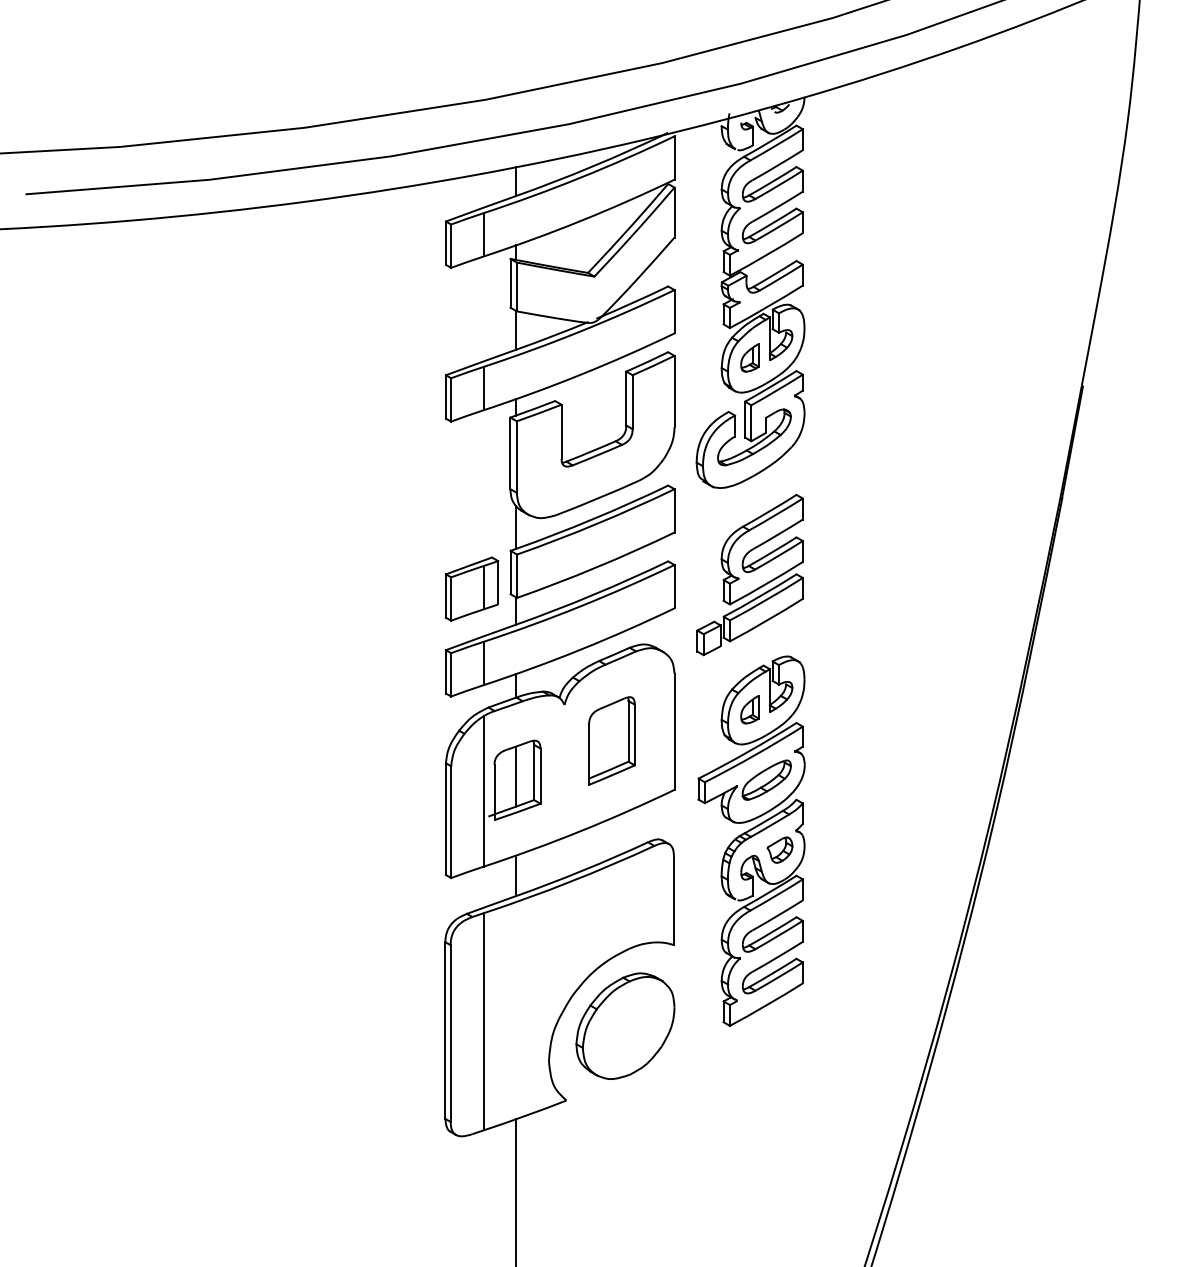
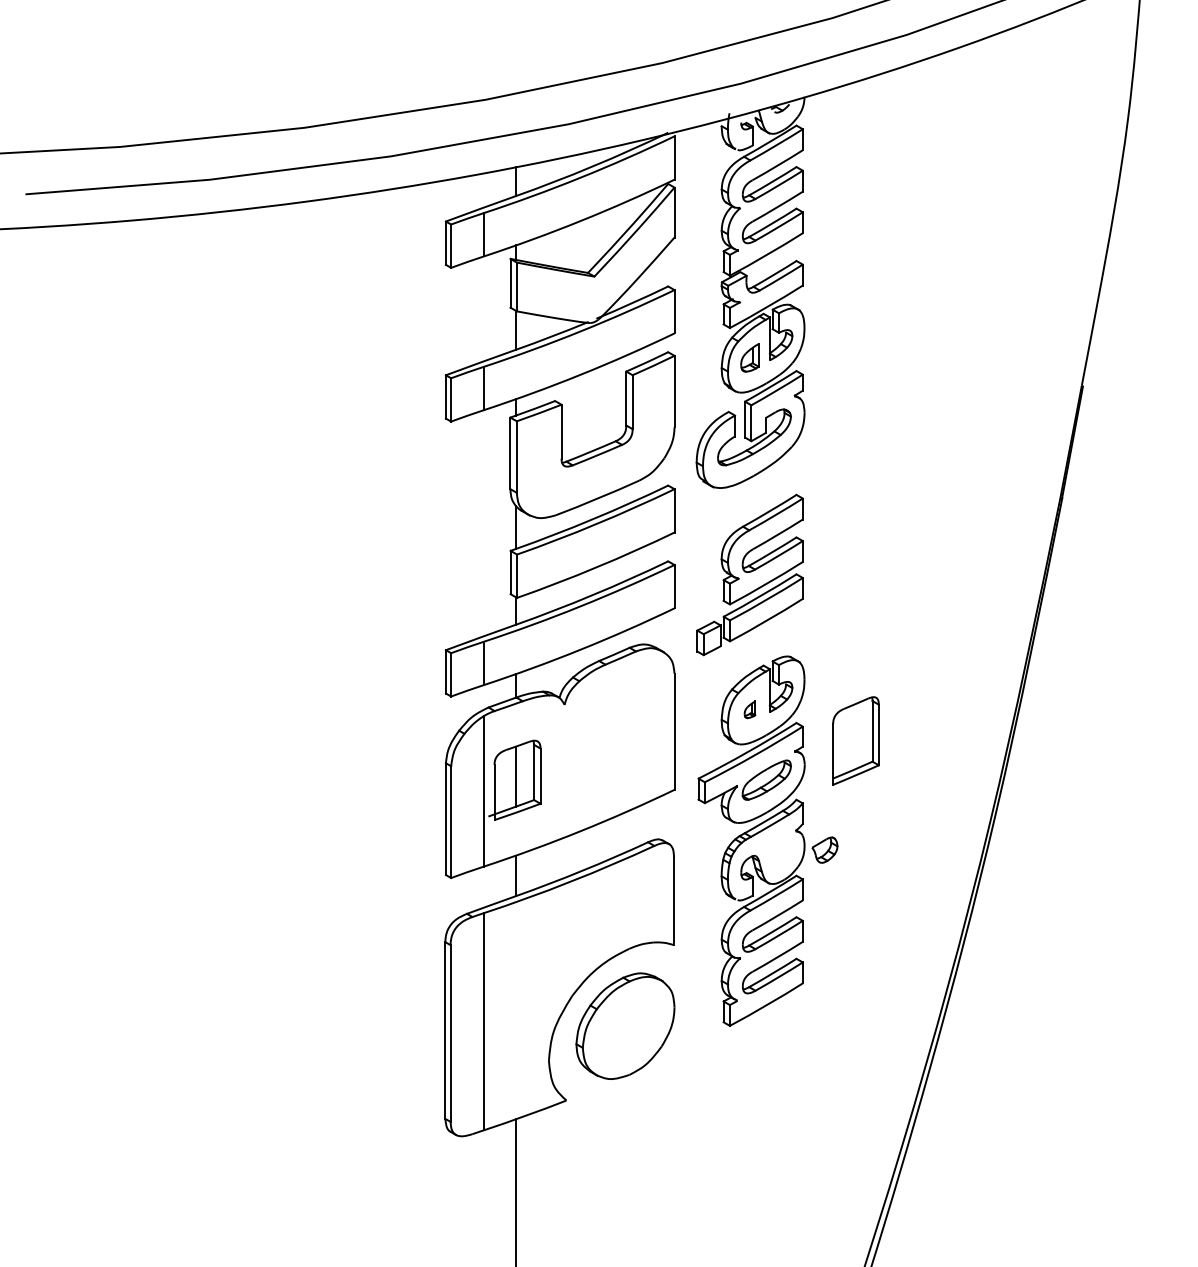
part: present -> none (471, 588)
part size: 20x30 px -> 14x20 px (749, 709)
part position: (611, 740) -> (855, 740) (855, 740)
part position: (779, 849) -> (824, 849) (824, 849)
